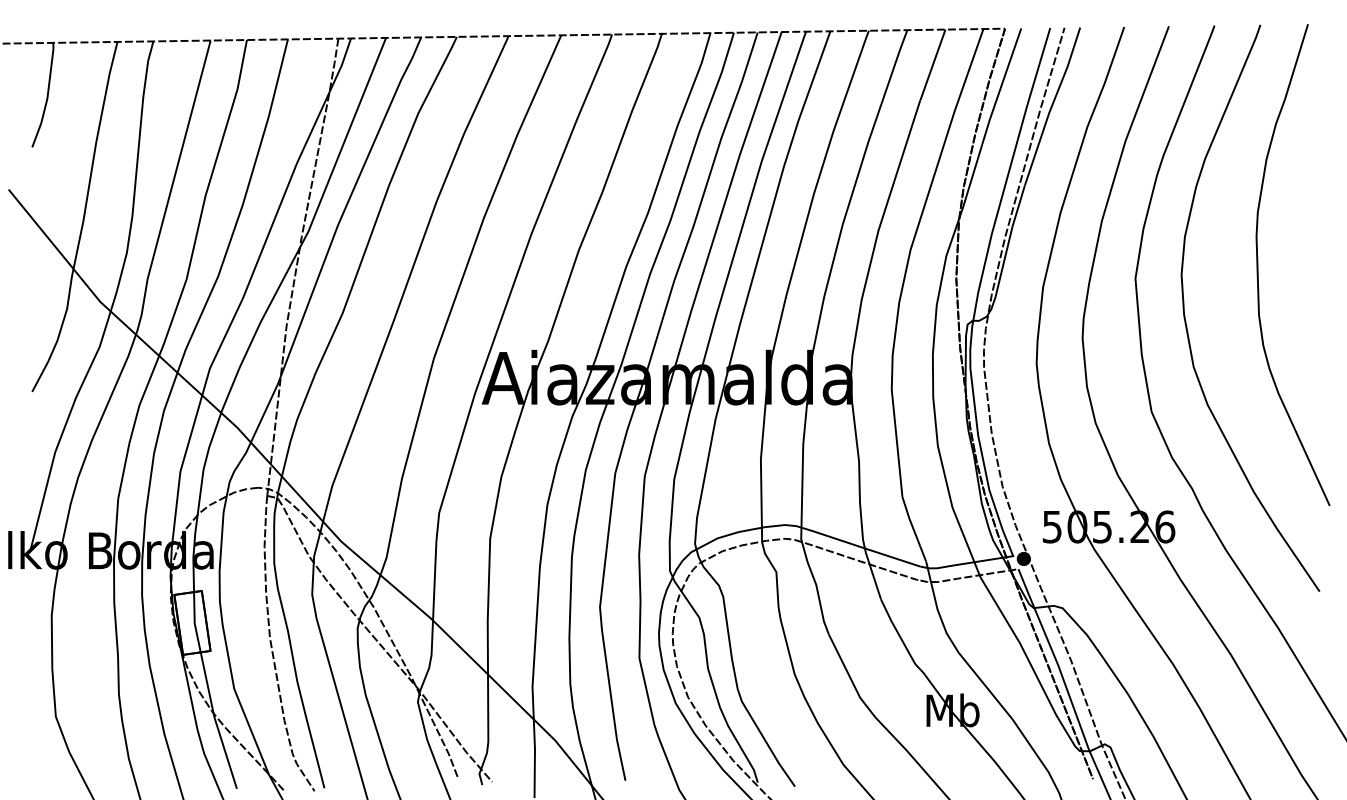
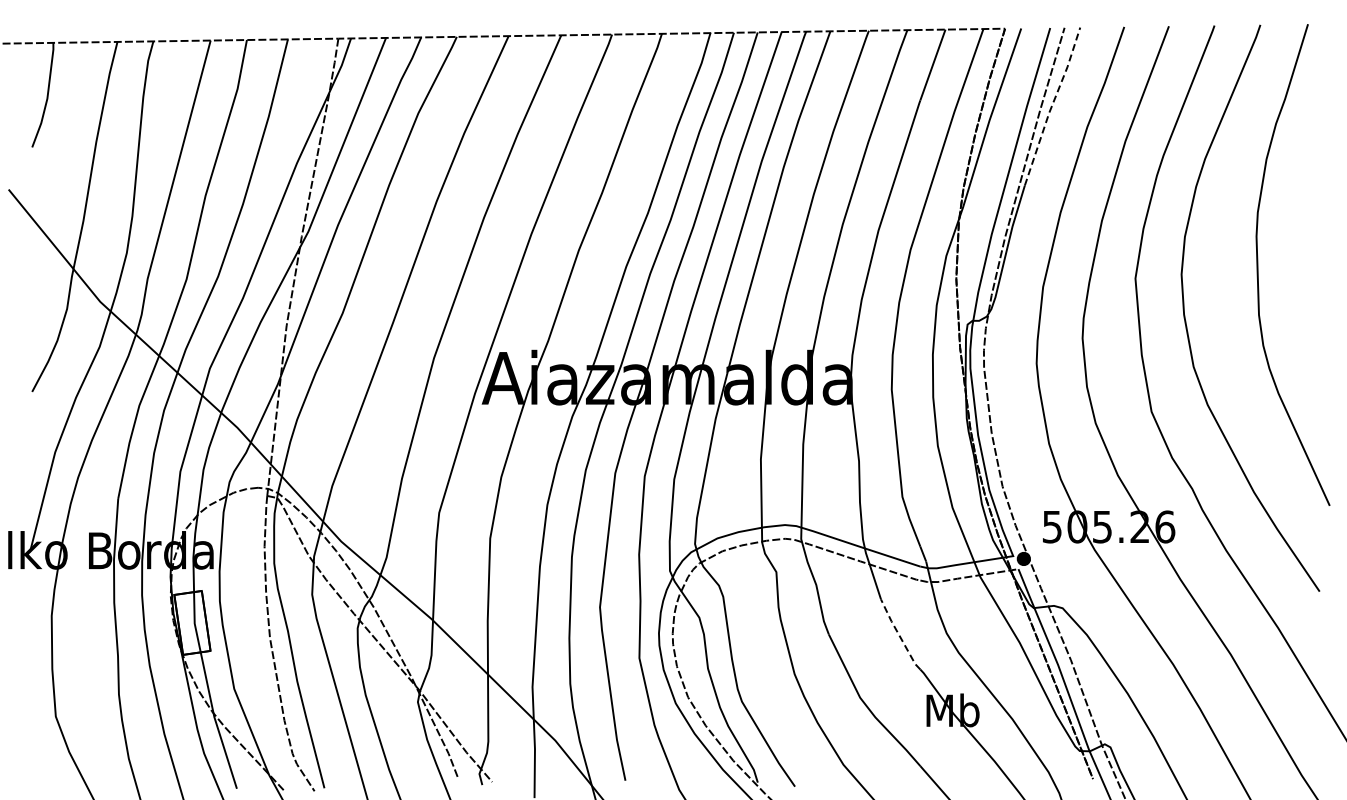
line: solid -> dashed (1052, 105)
line: solid -> dashed (899, 635)
